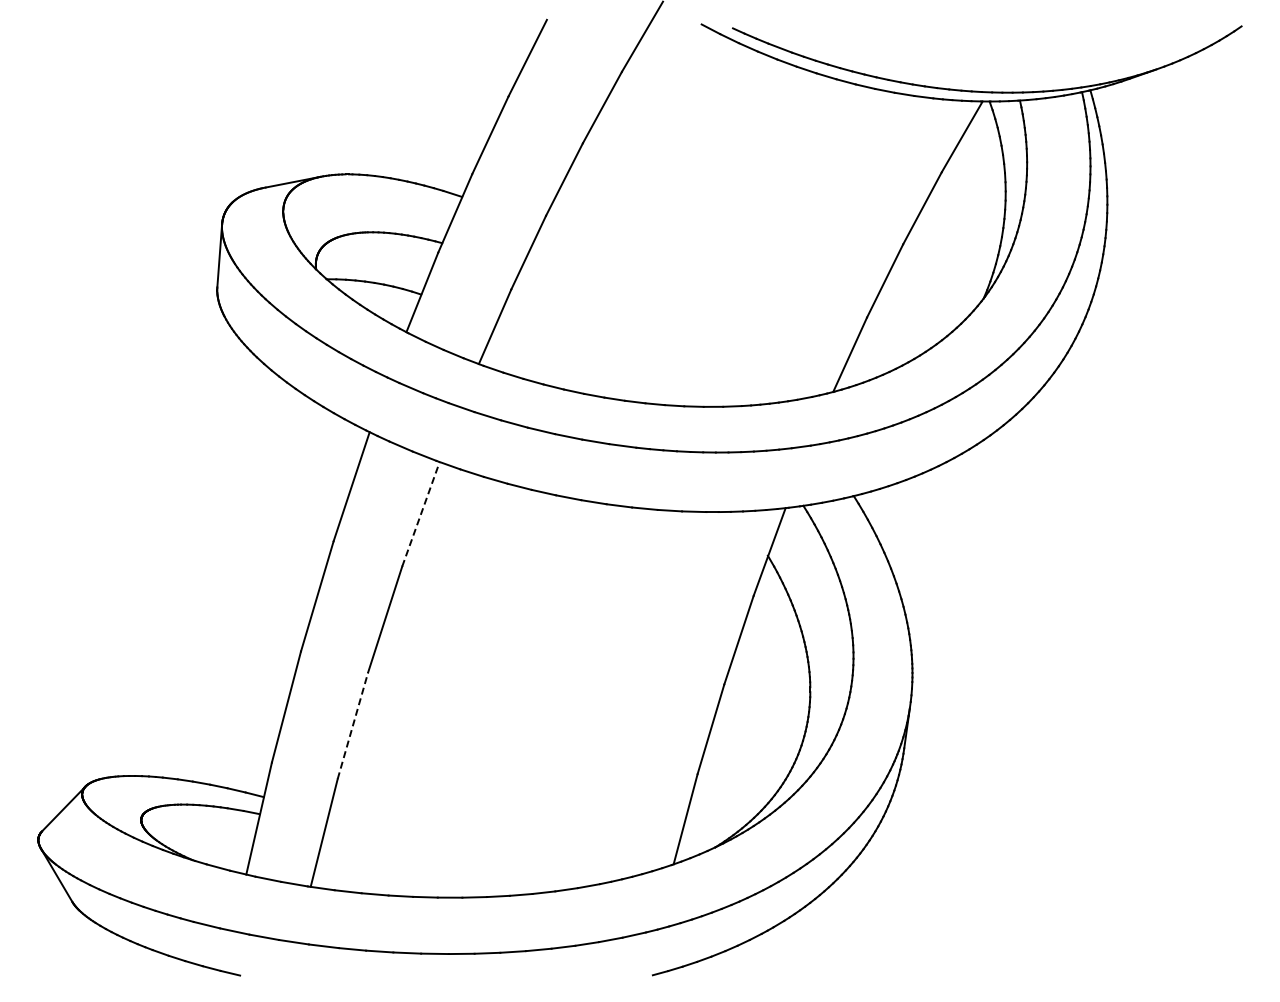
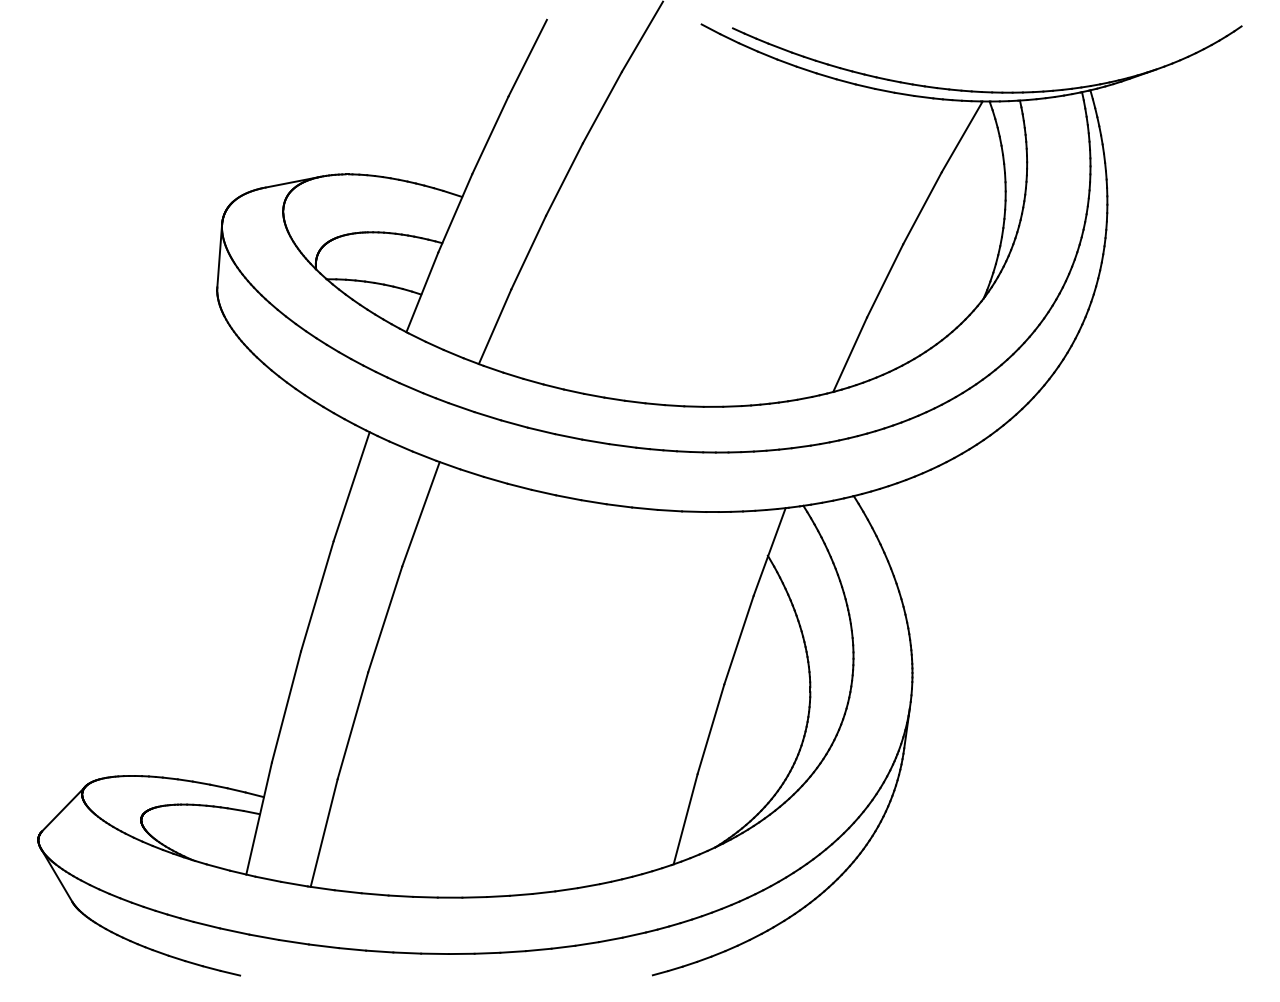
line: dashed -> solid (420, 514)
line: dashed -> solid (352, 725)
